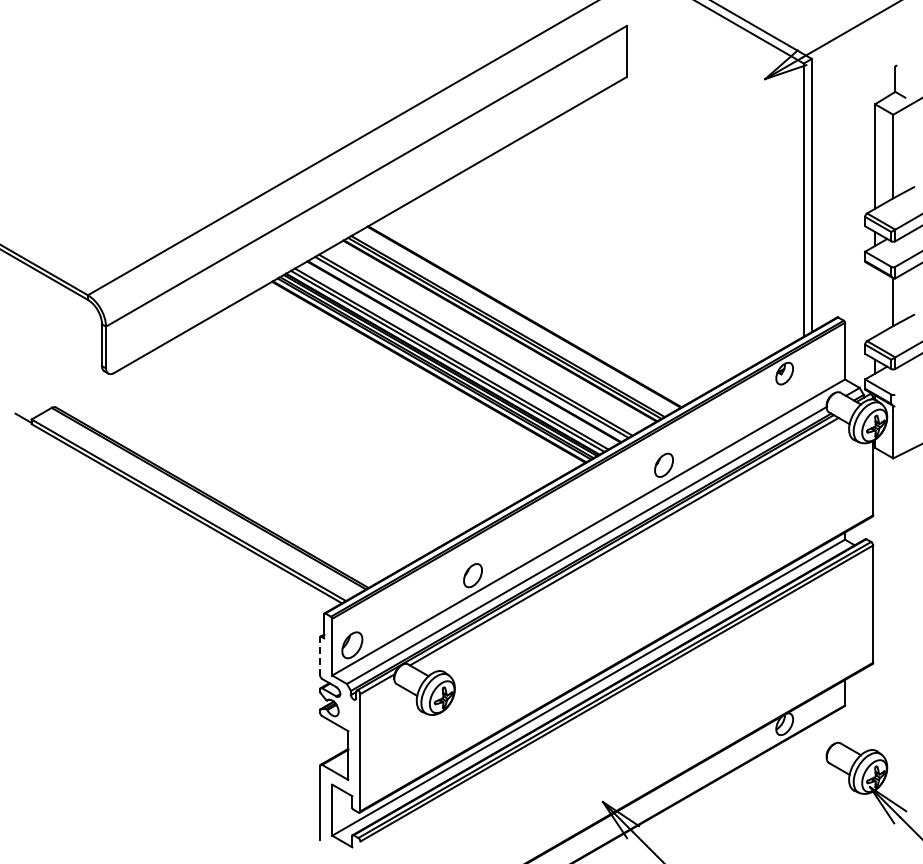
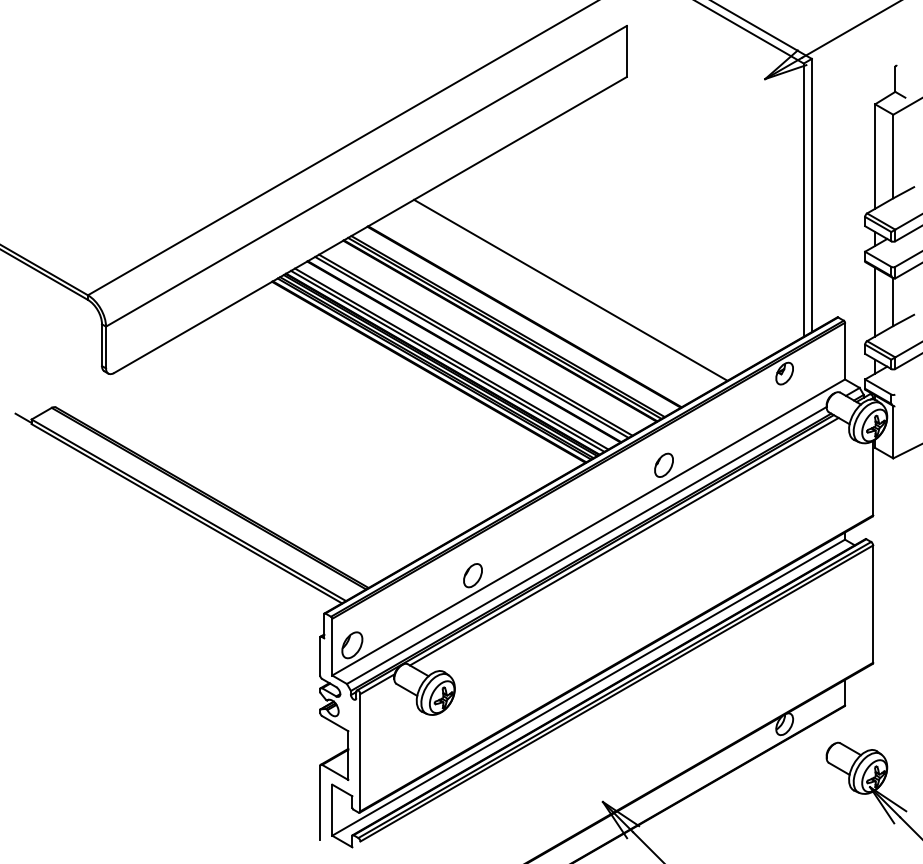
line: none -> present (570, 289)
line: none -> present (875, 301)
line: dashed -> solid (320, 655)
